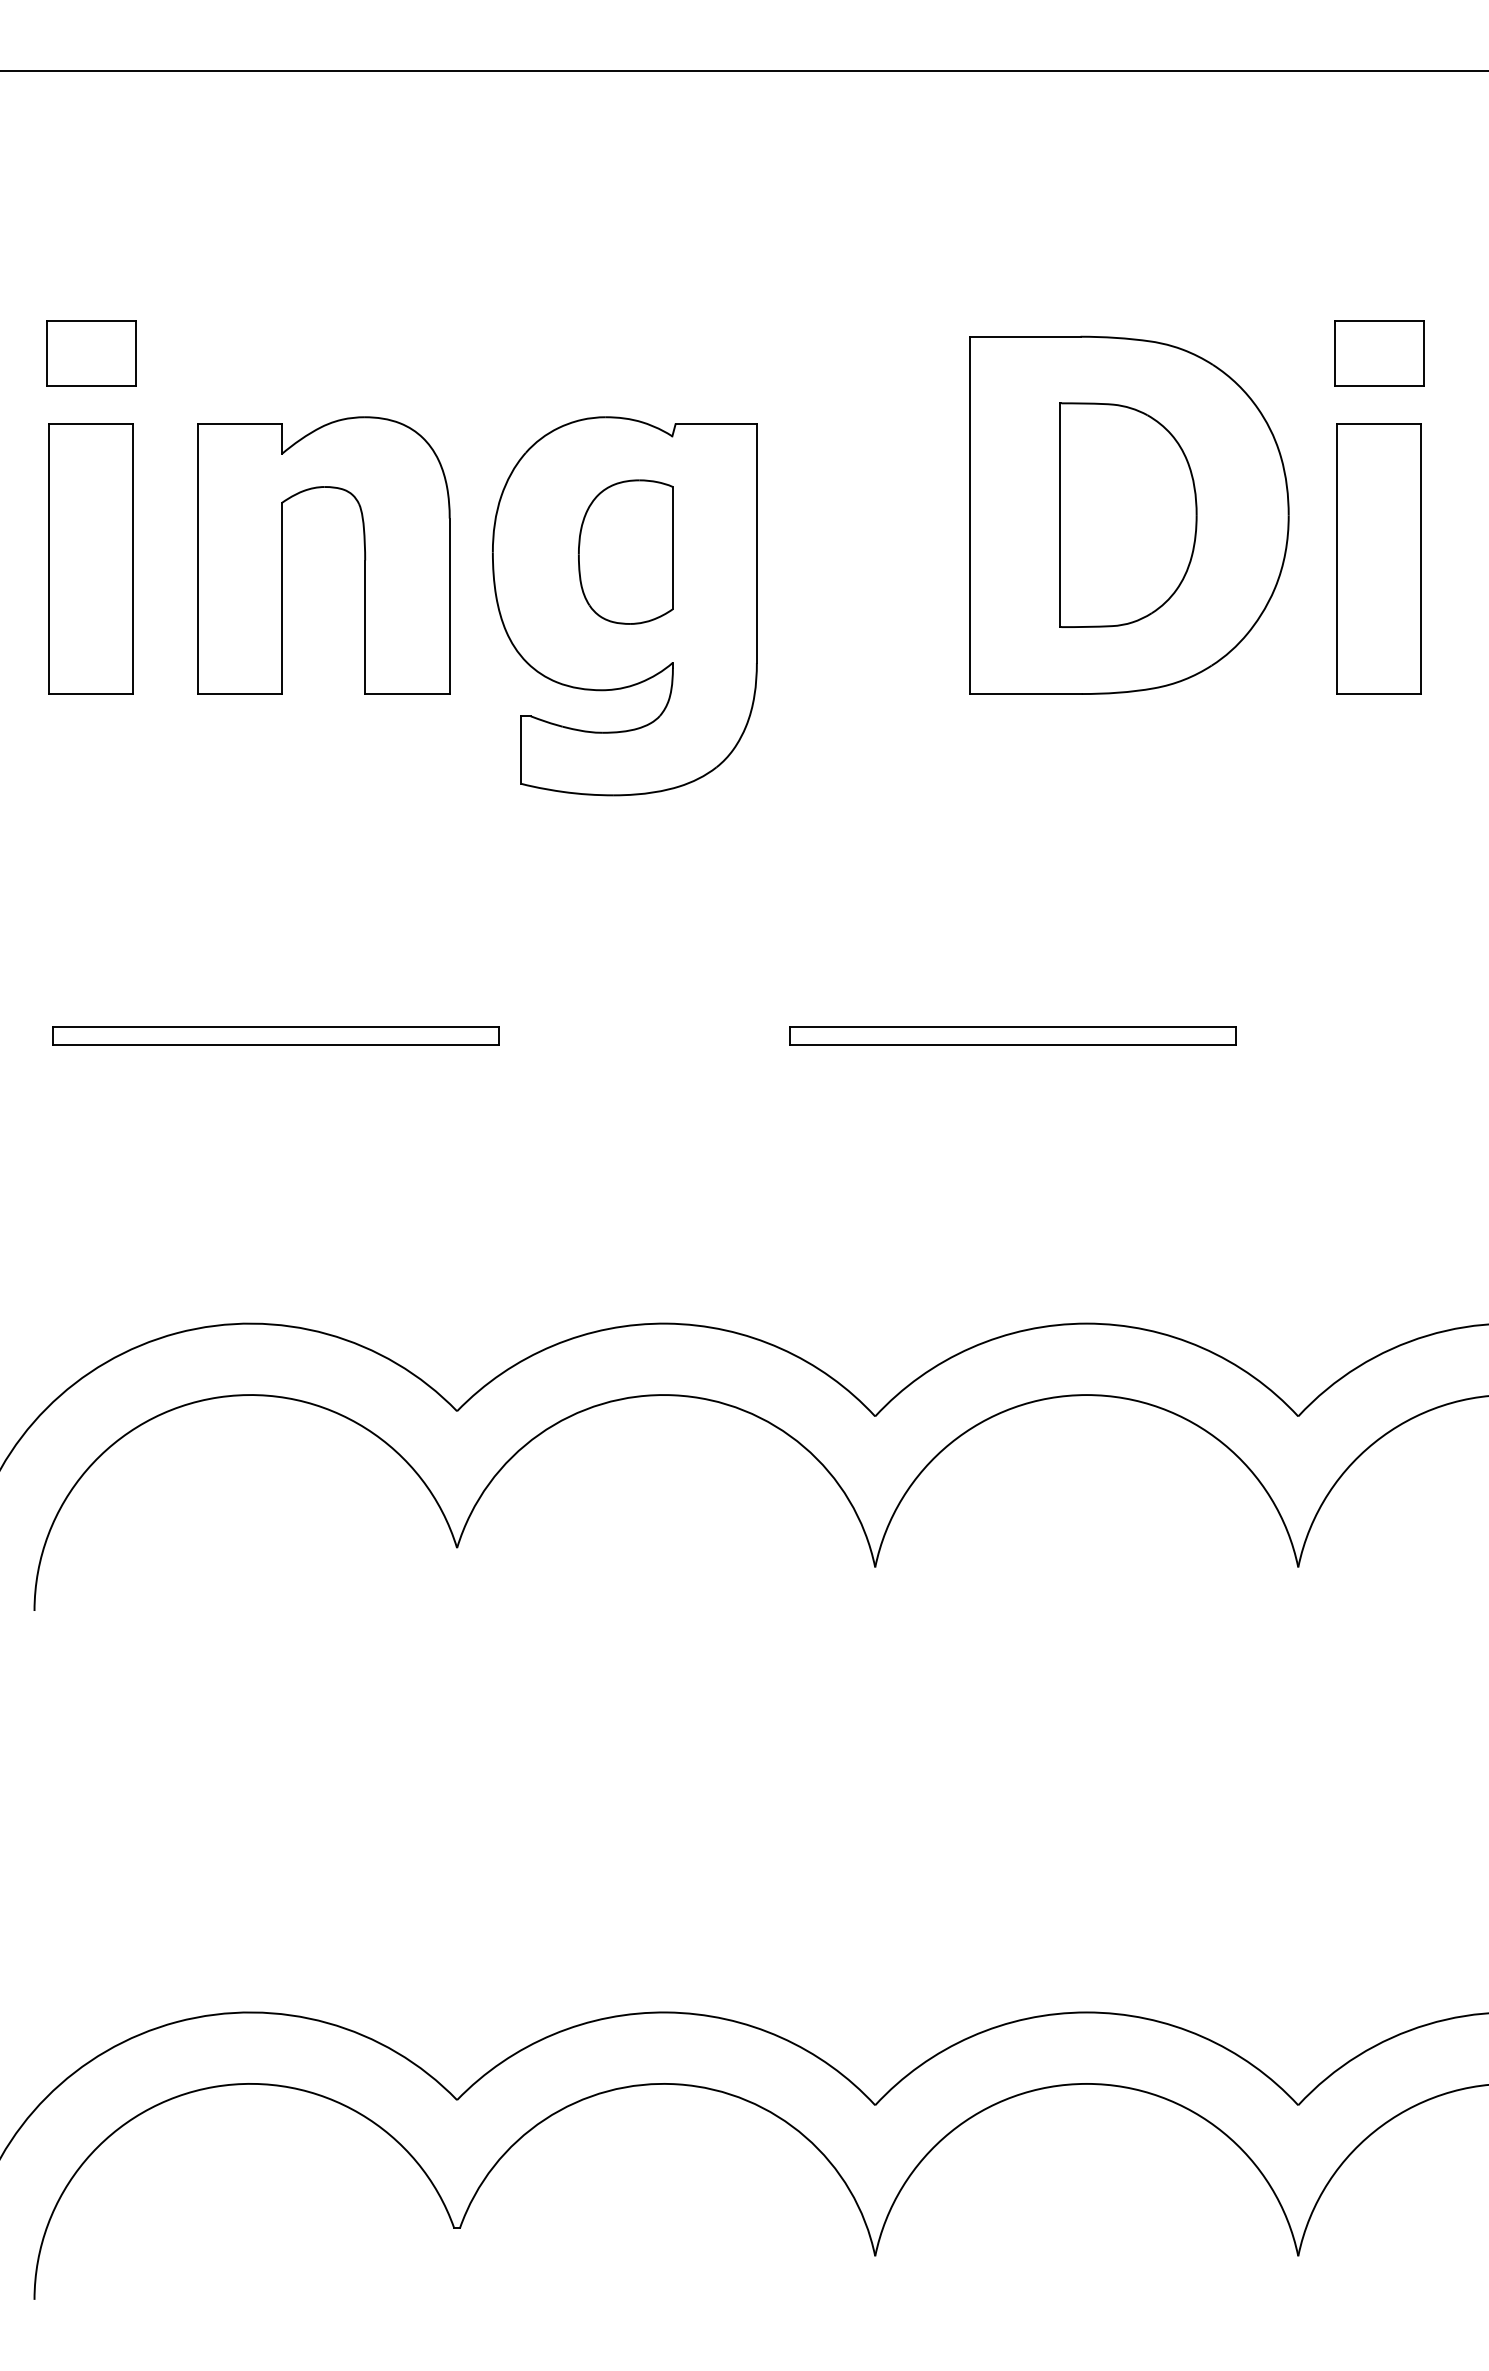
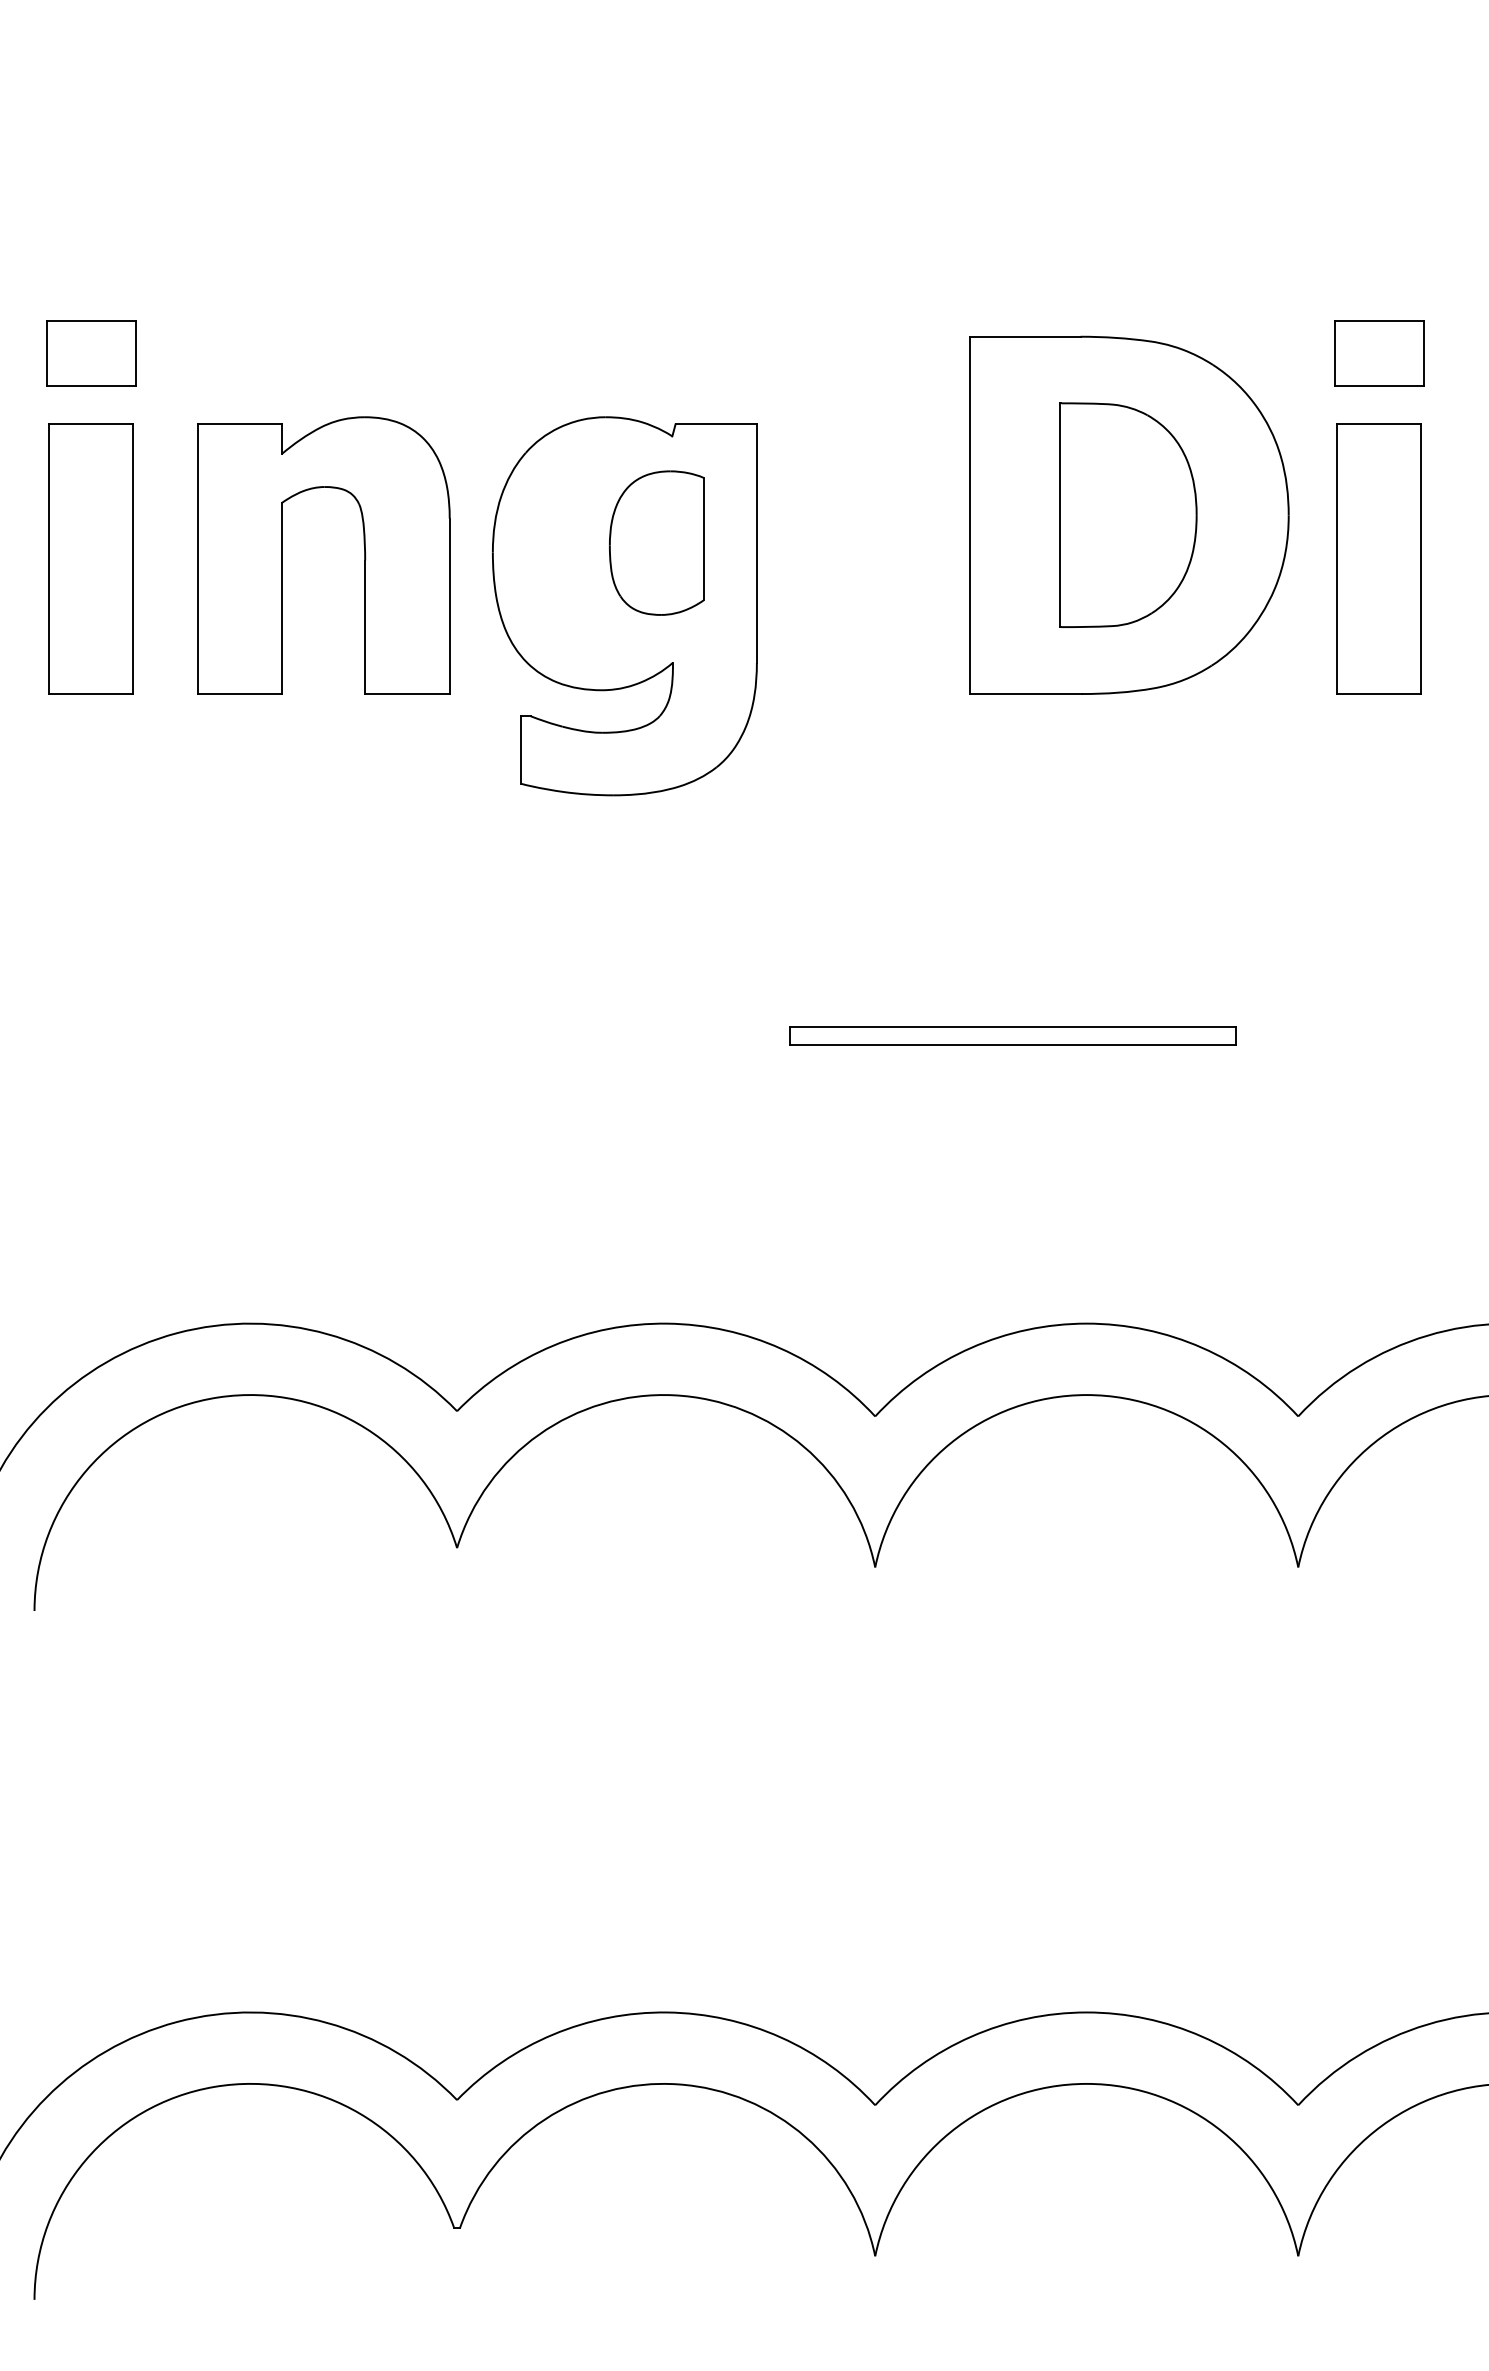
line: present -> none (743, 71)
part position: (625, 551) -> (656, 542) (656, 542)
part: present -> none (275, 1035)
